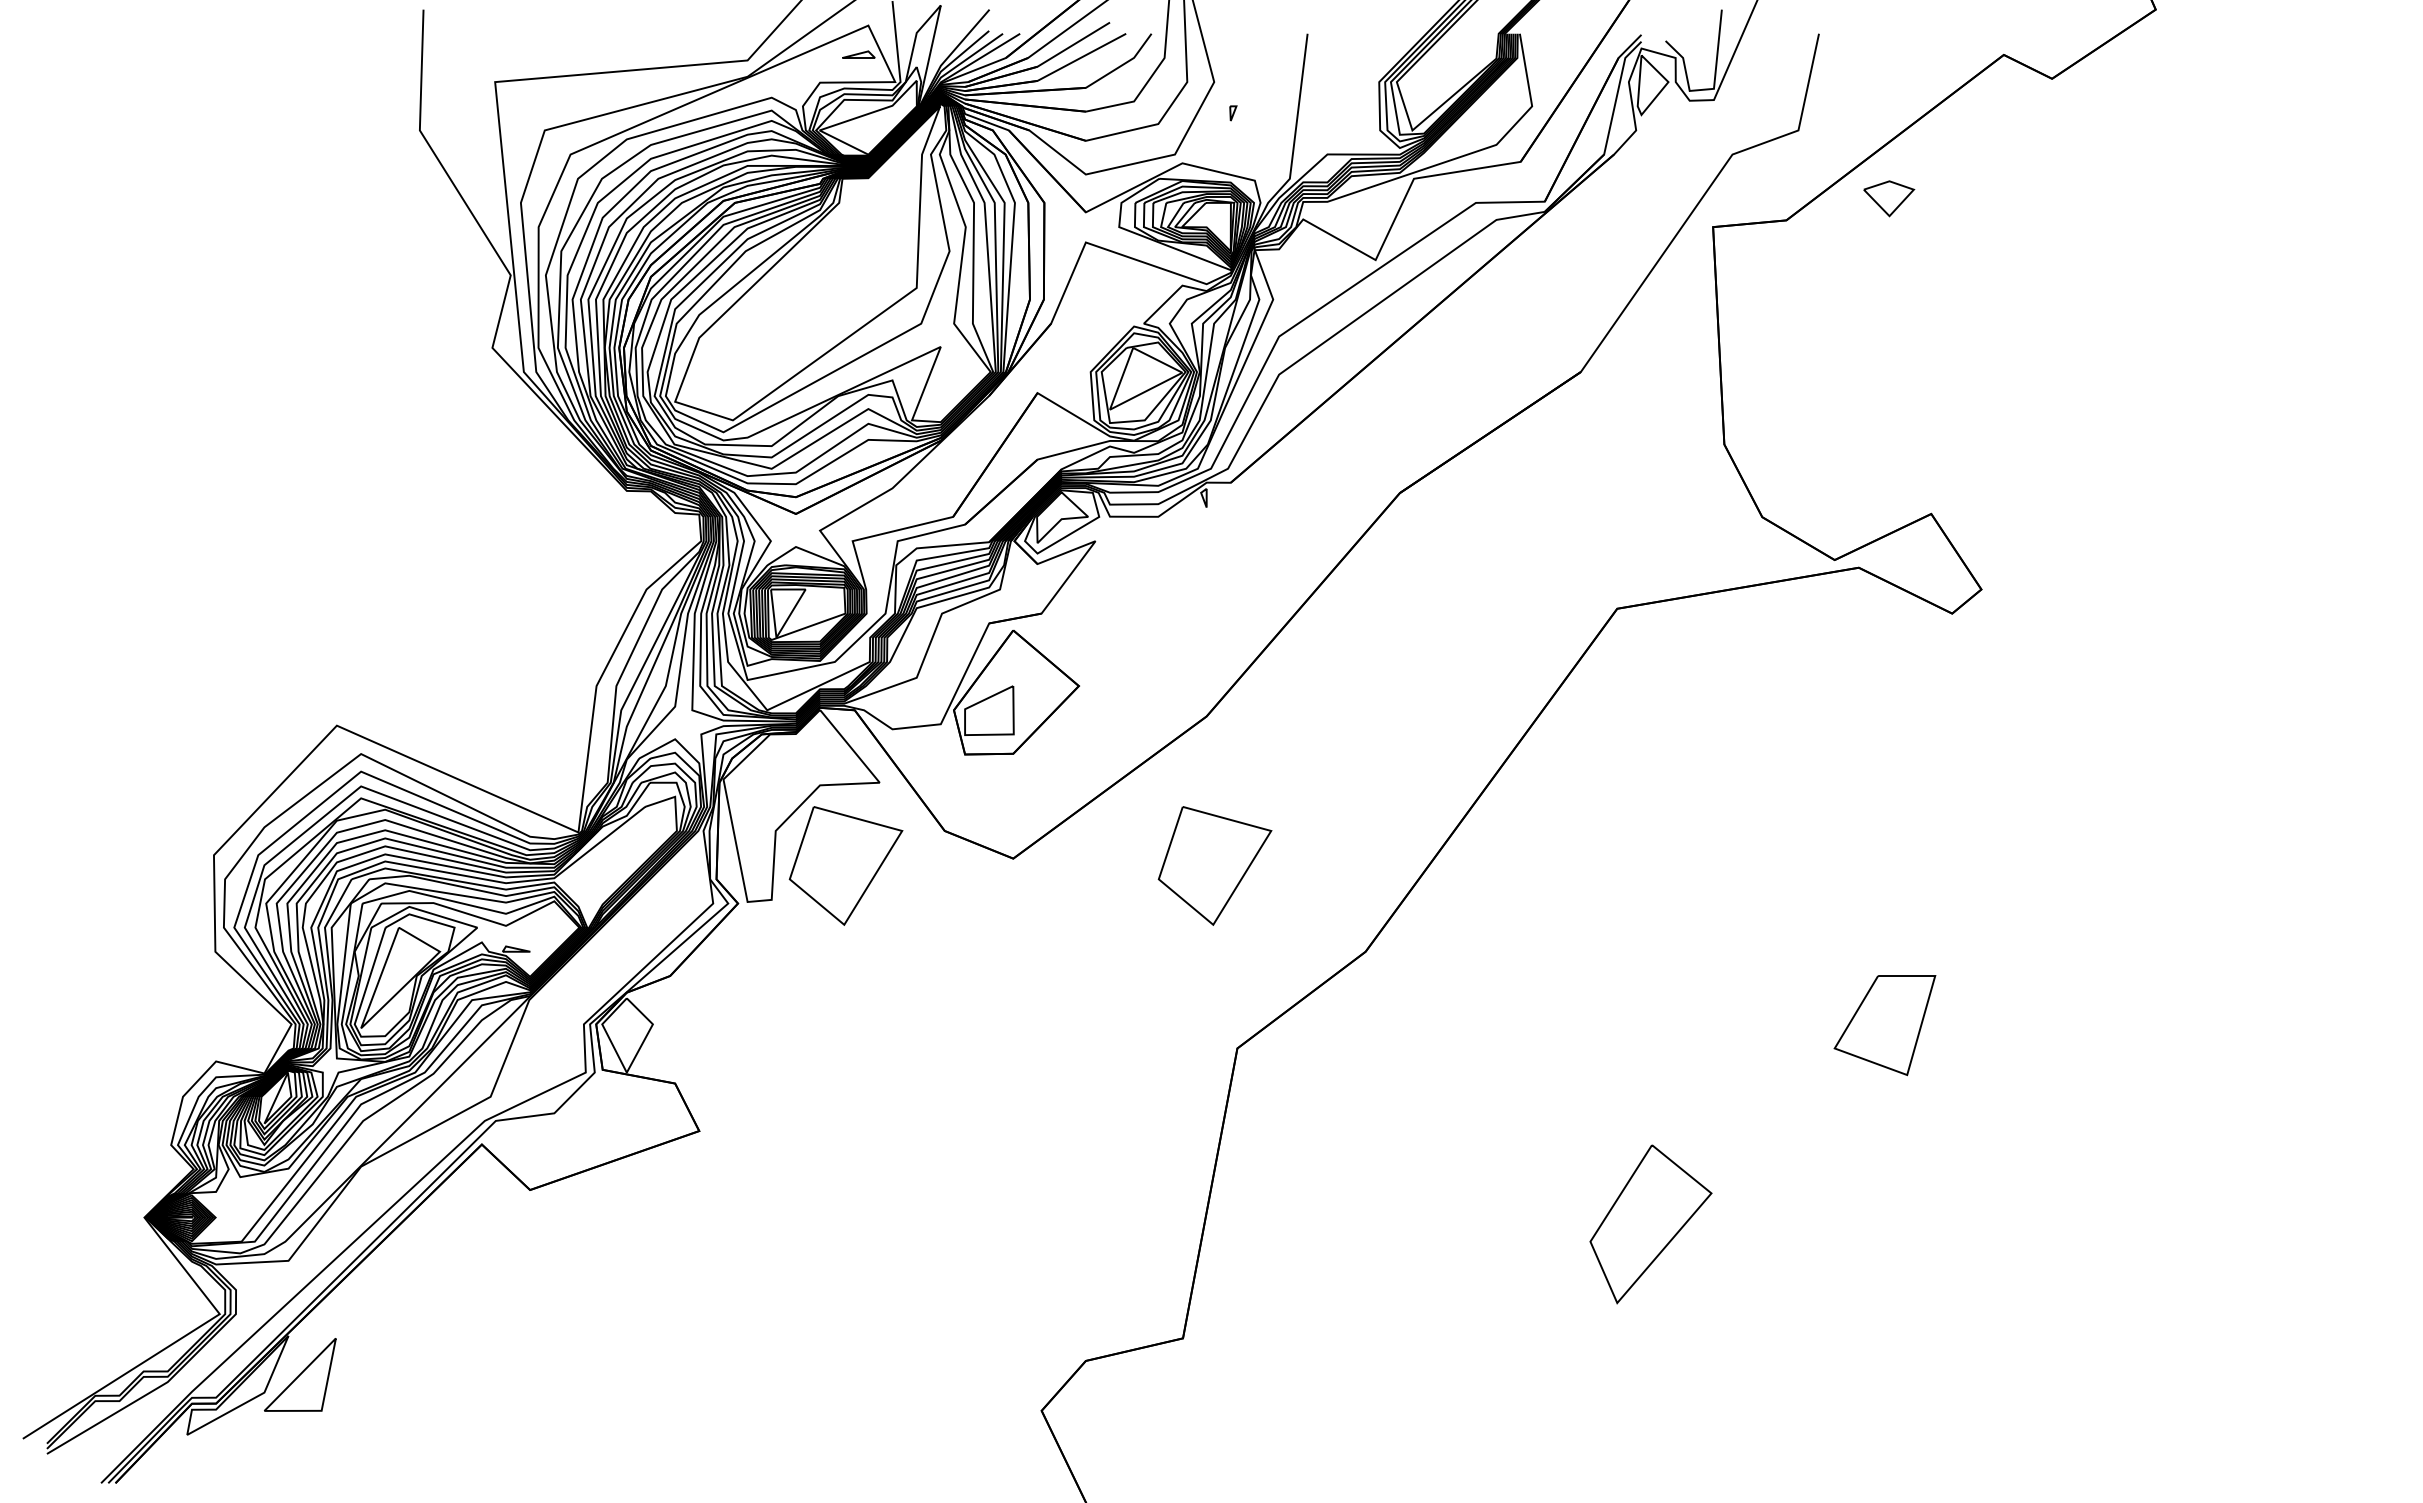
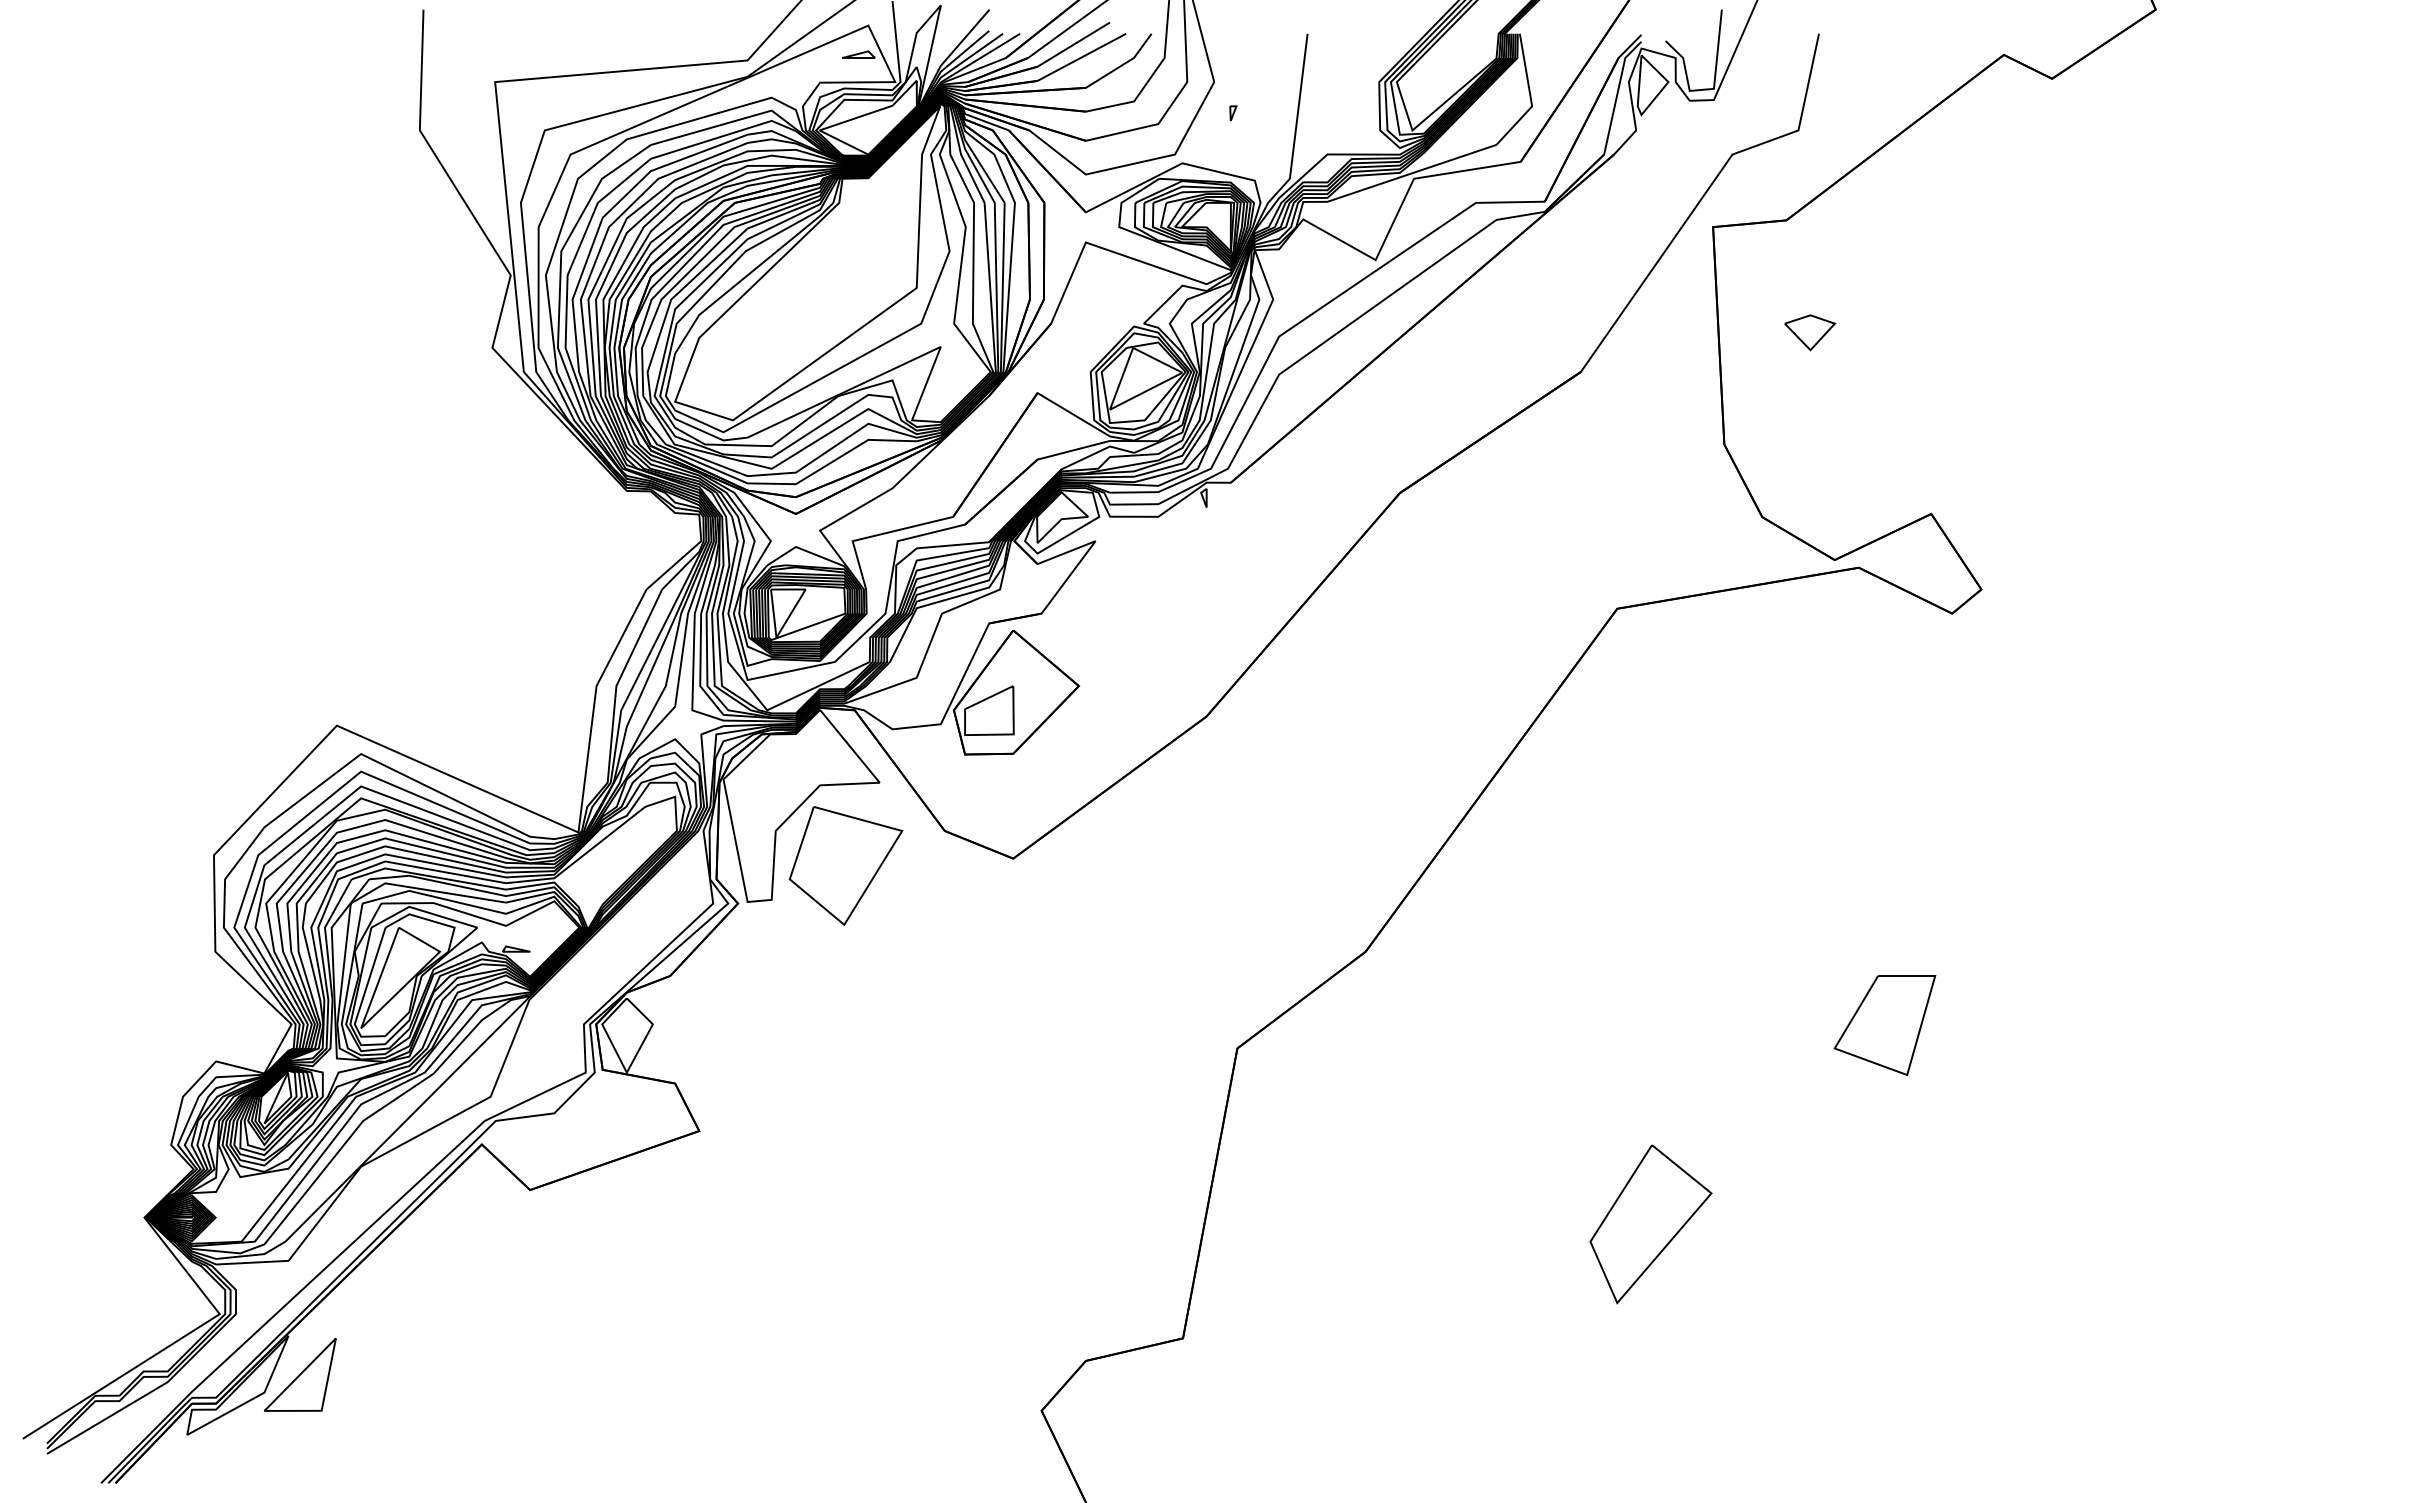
part position: (1889, 198) -> (1810, 332) (1810, 332)
part: present -> none (1214, 865)
